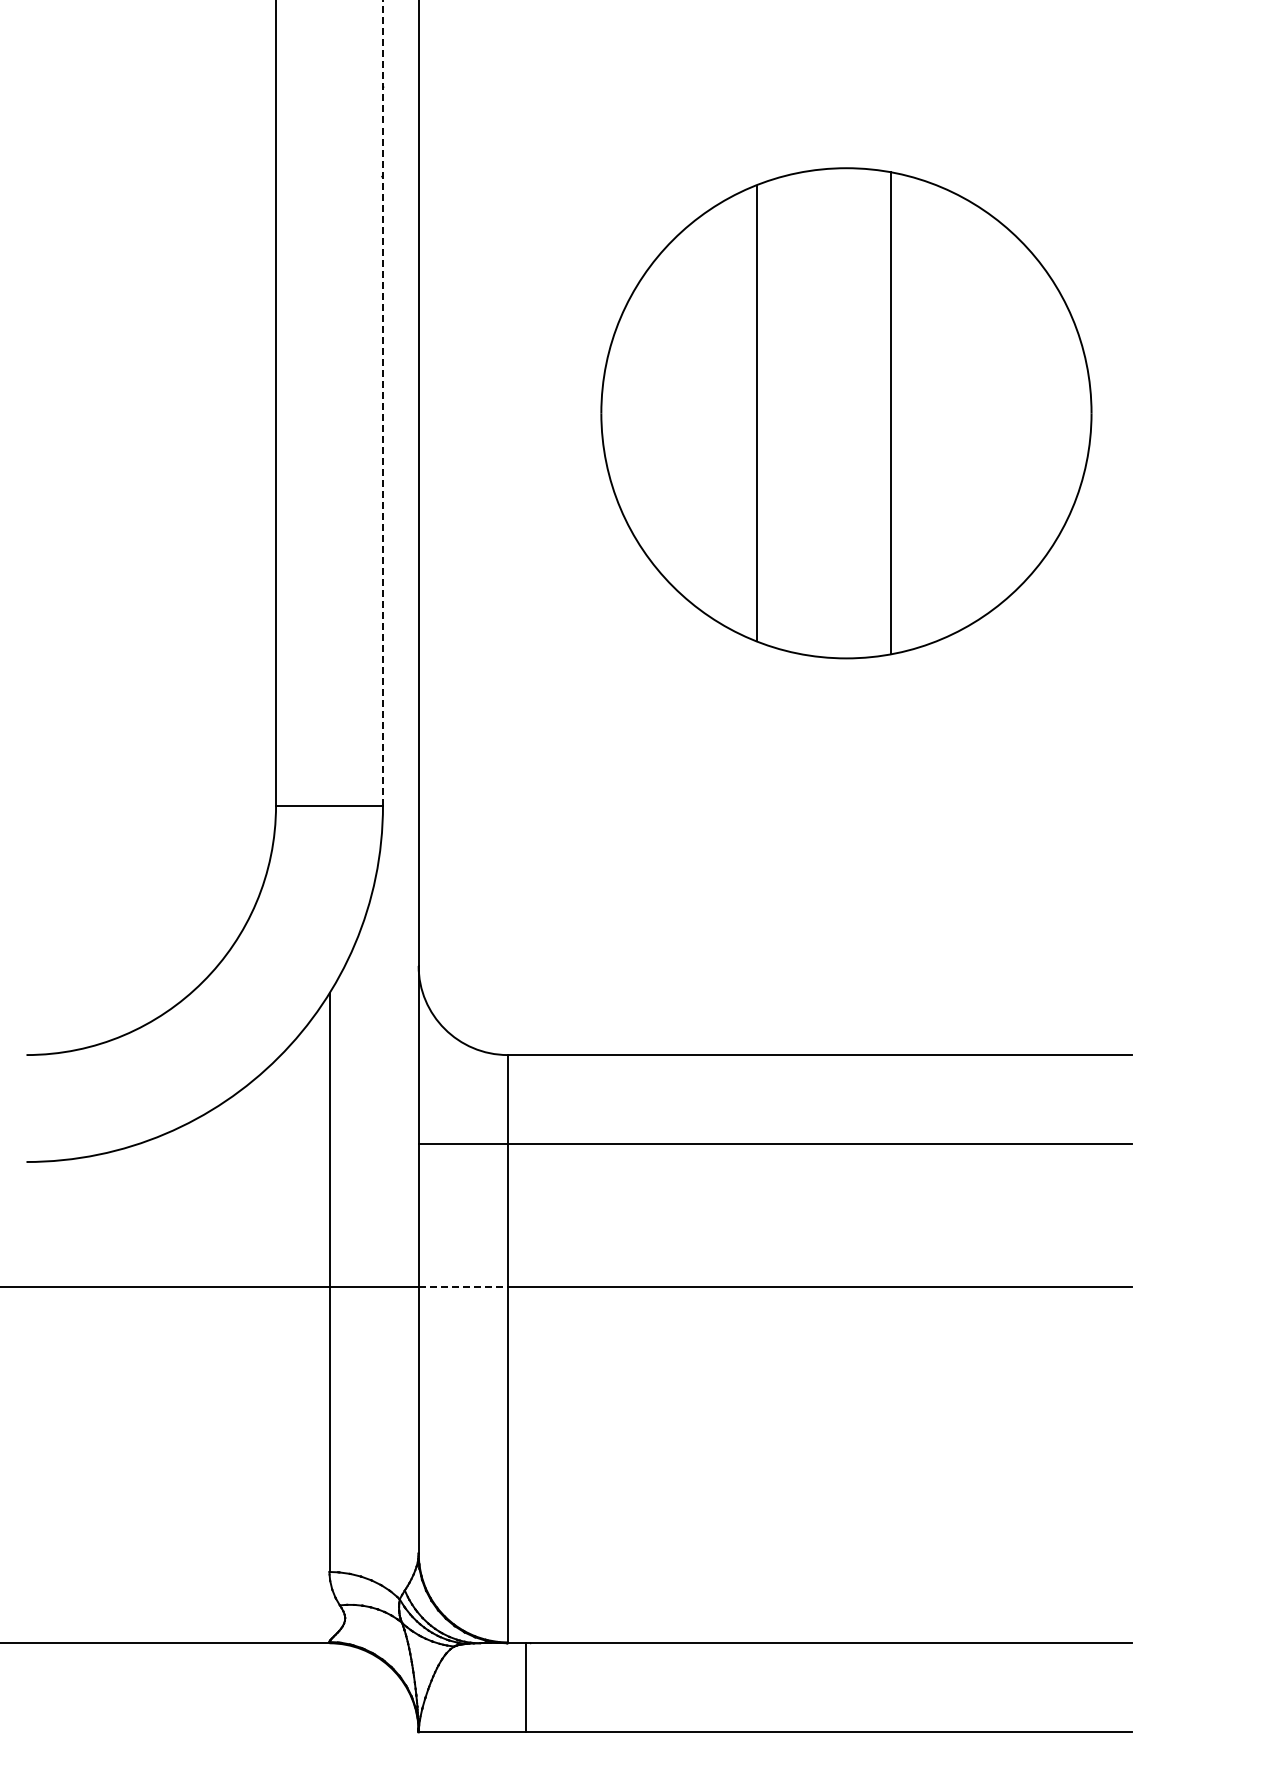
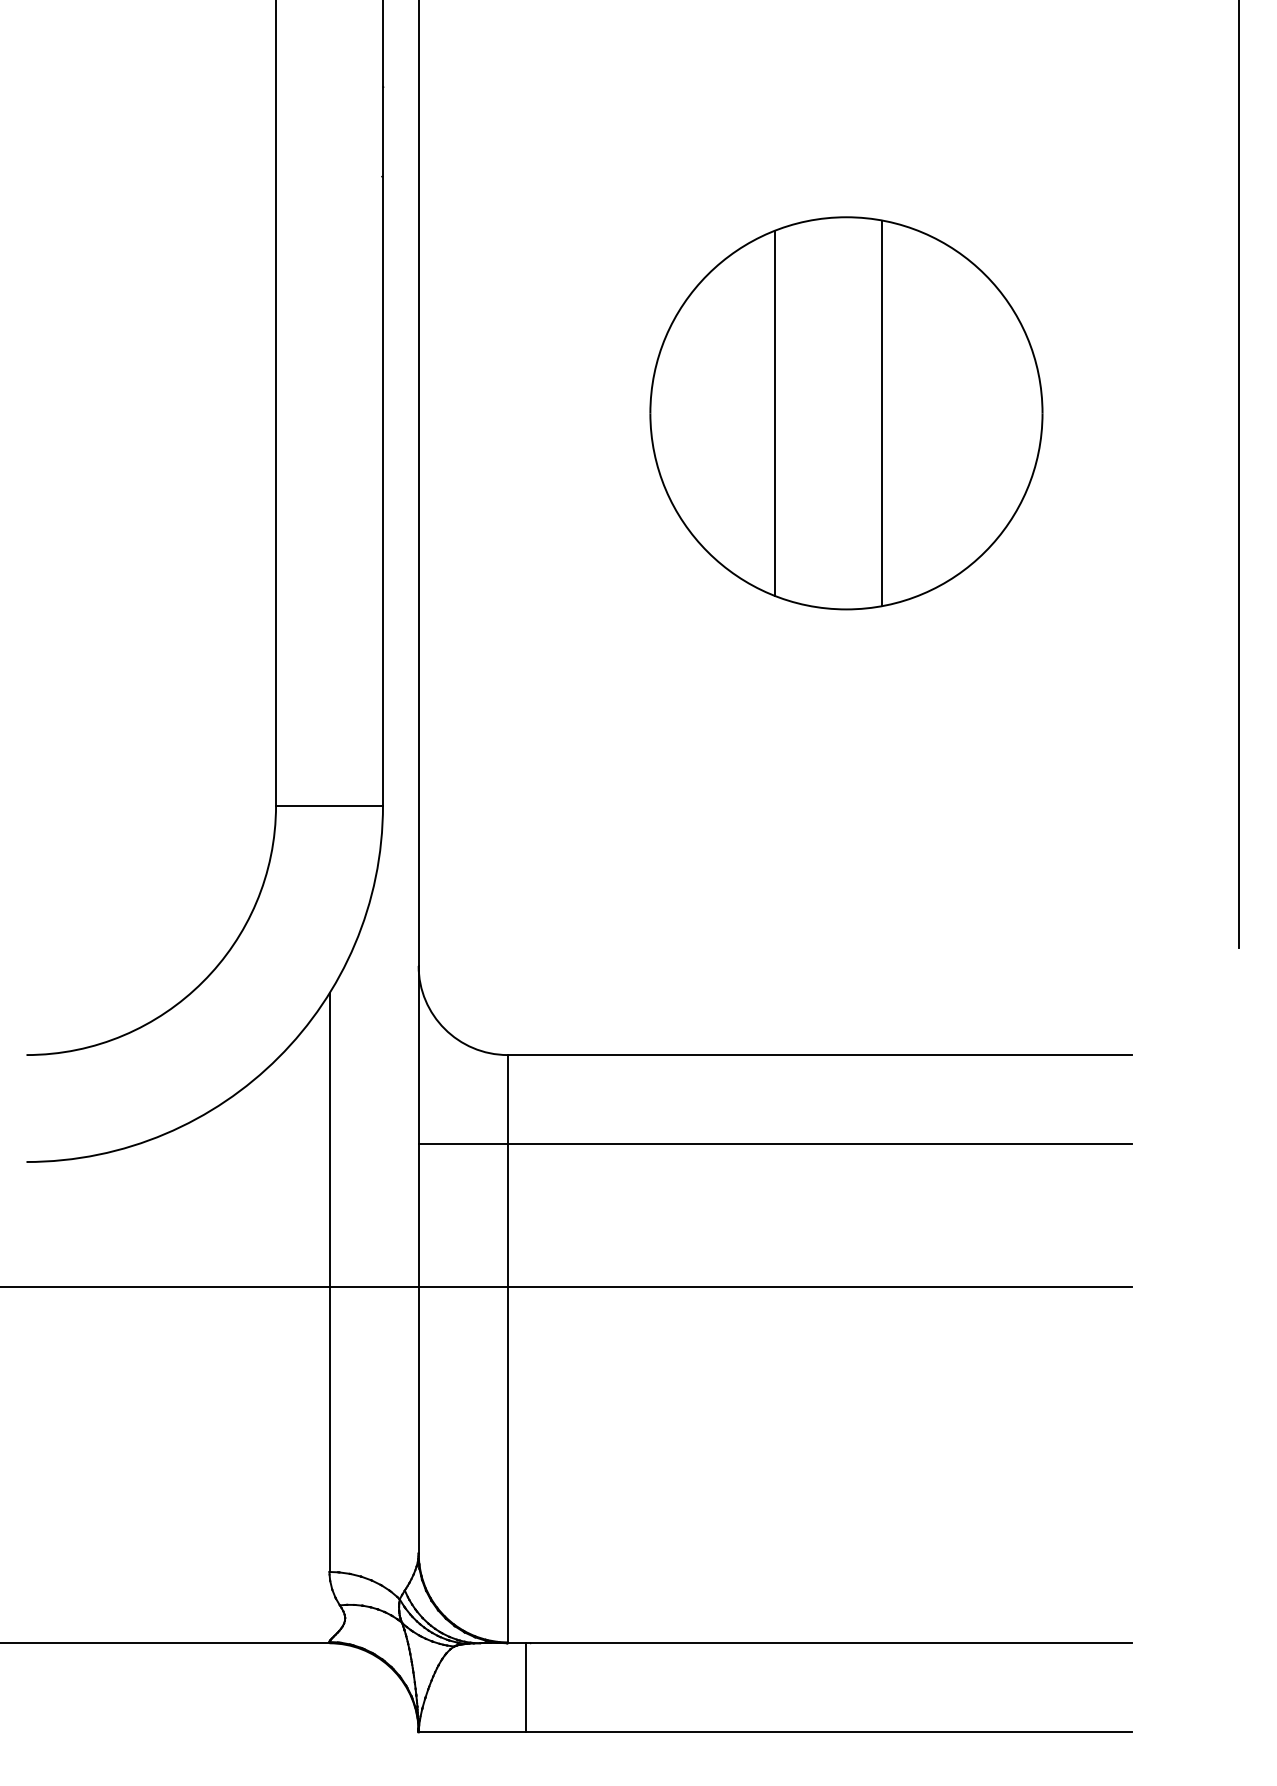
line: dashed -> solid (383, 402)
part size: 493x493 px -> 395x395 px (846, 413)
line: none -> present (1238, 475)
line: dashed -> solid (463, 1286)
